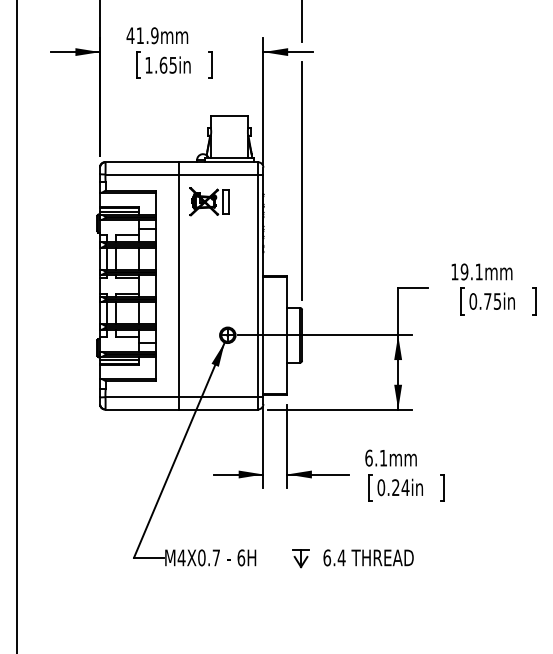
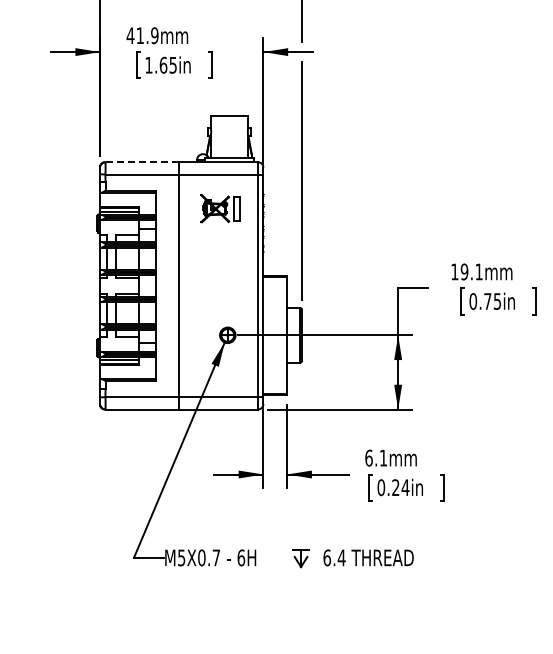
line: solid -> dashed (142, 162)
part position: (209, 201) -> (220, 208) (220, 208)
line: present -> none (16, 326)
text: M4X0.7 -> M5X0.7 (181, 557)
